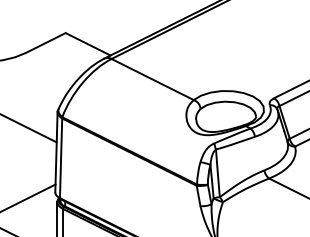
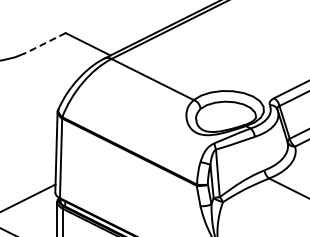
line: solid -> dashed (45, 43)
line: present -> none (29, 128)
